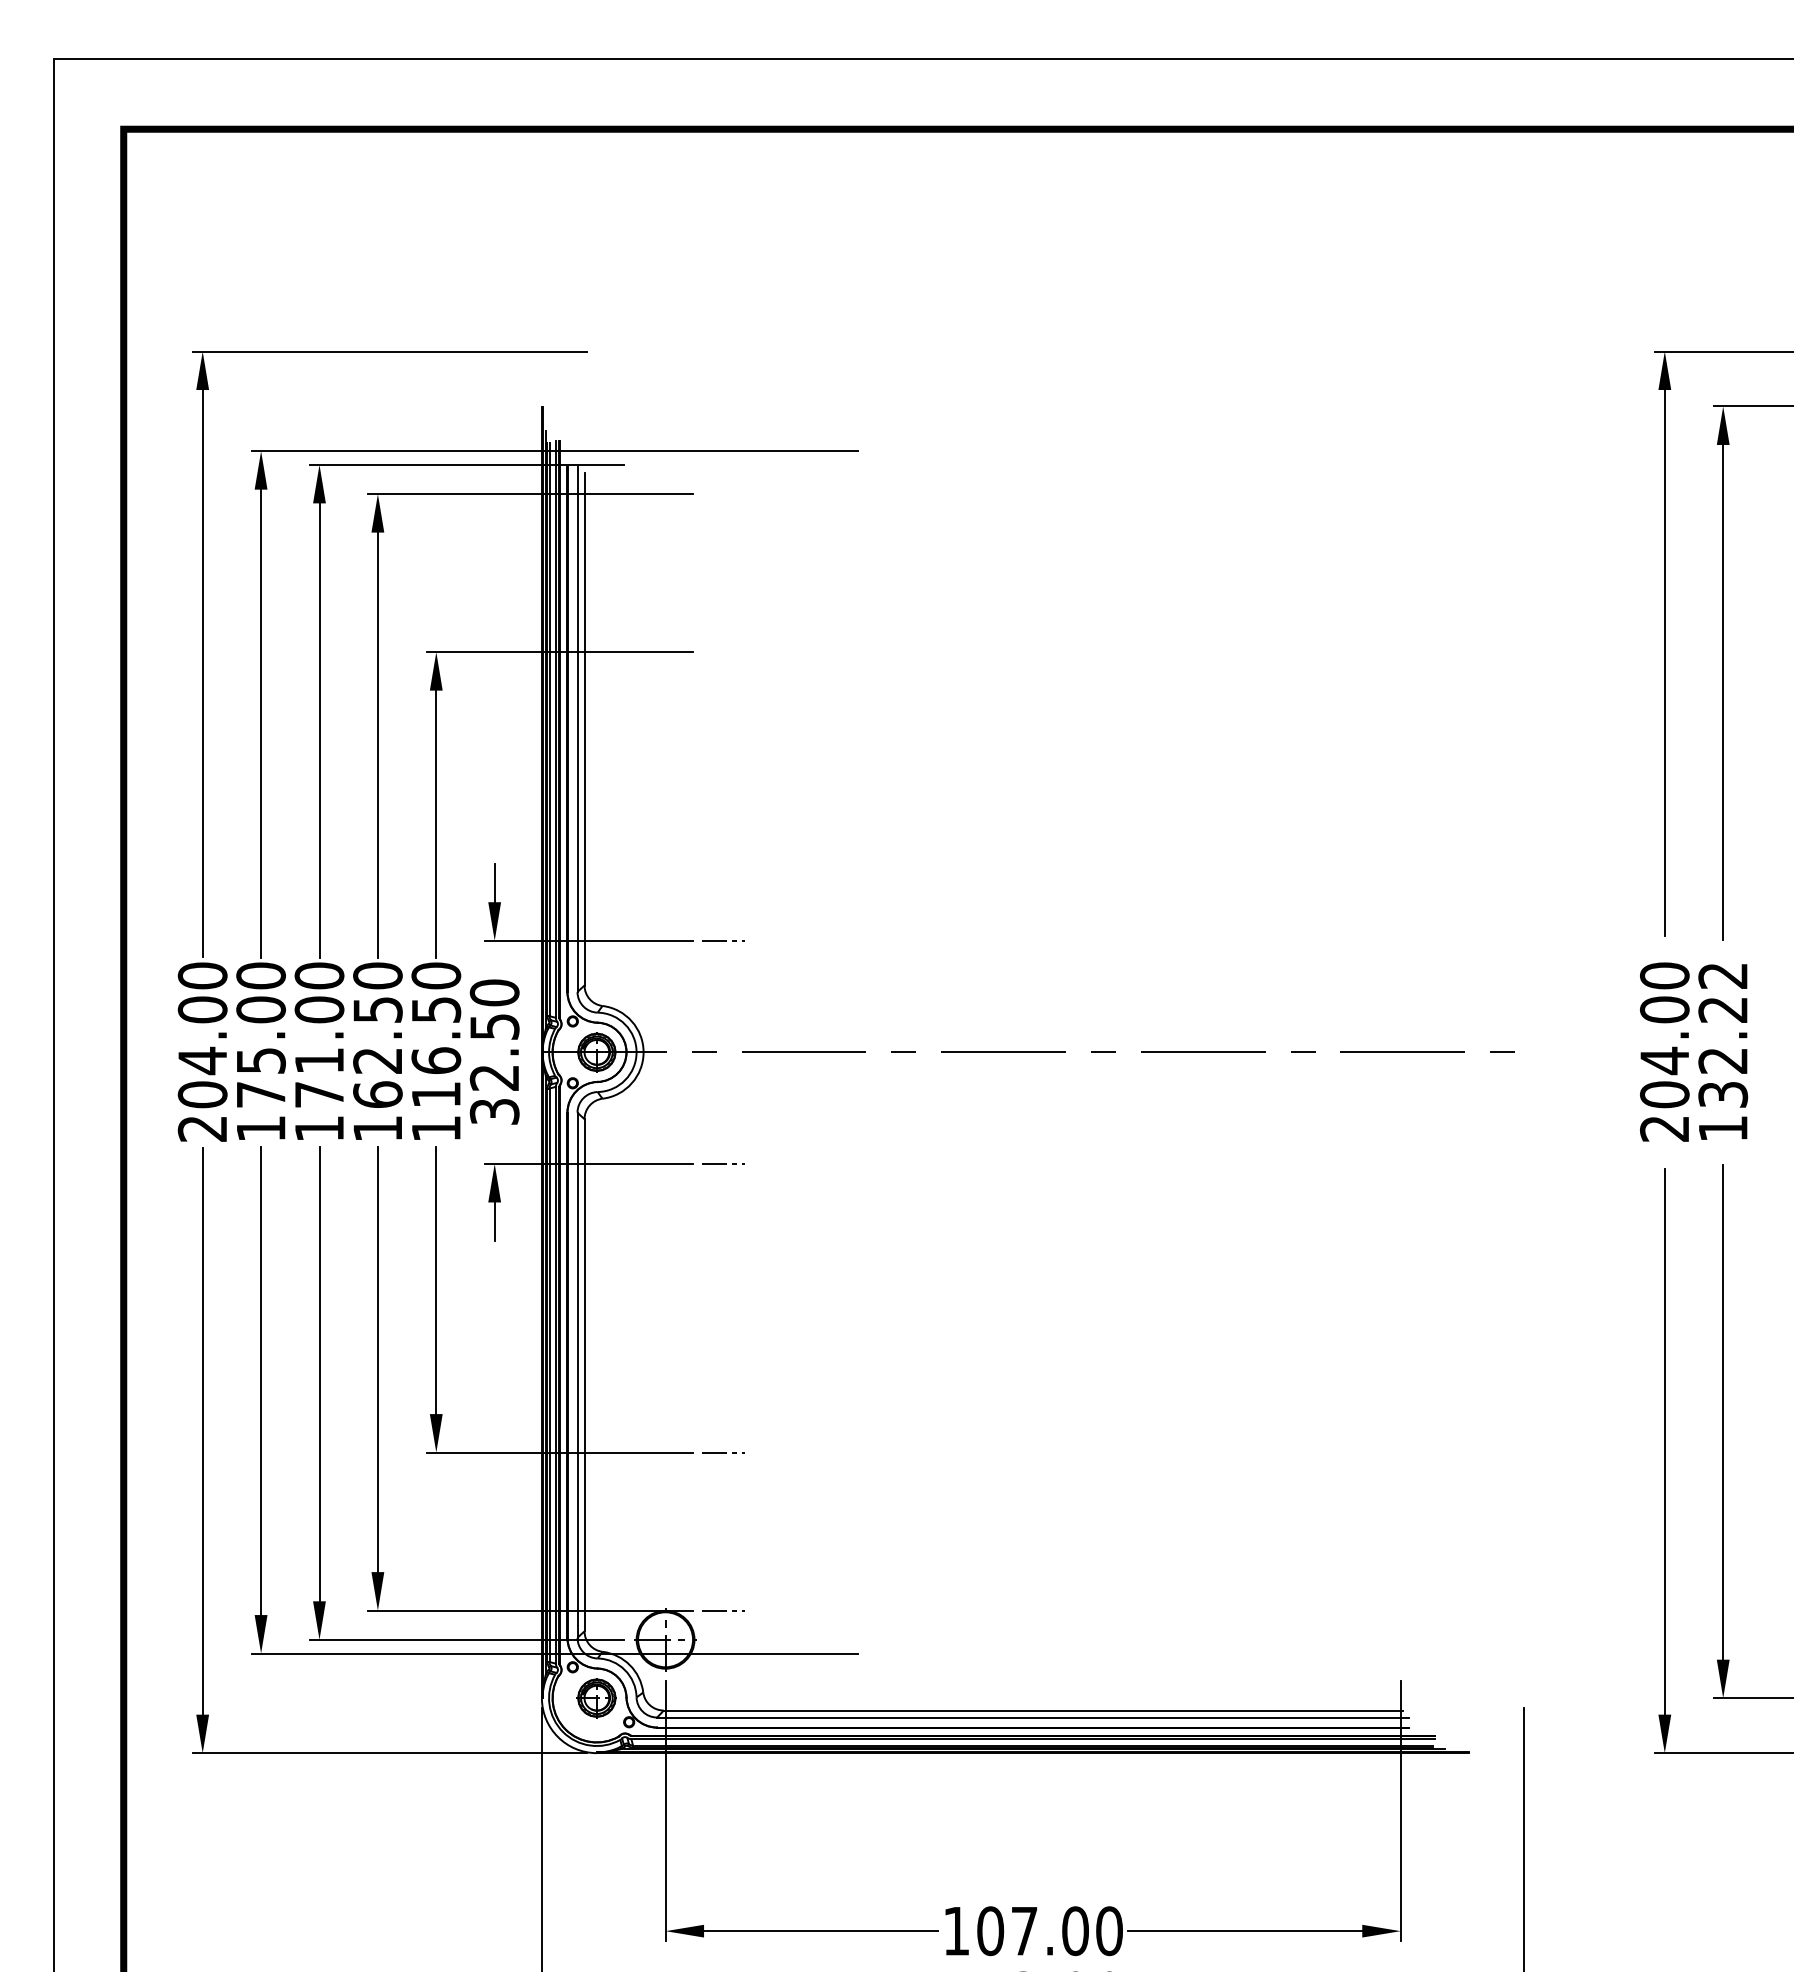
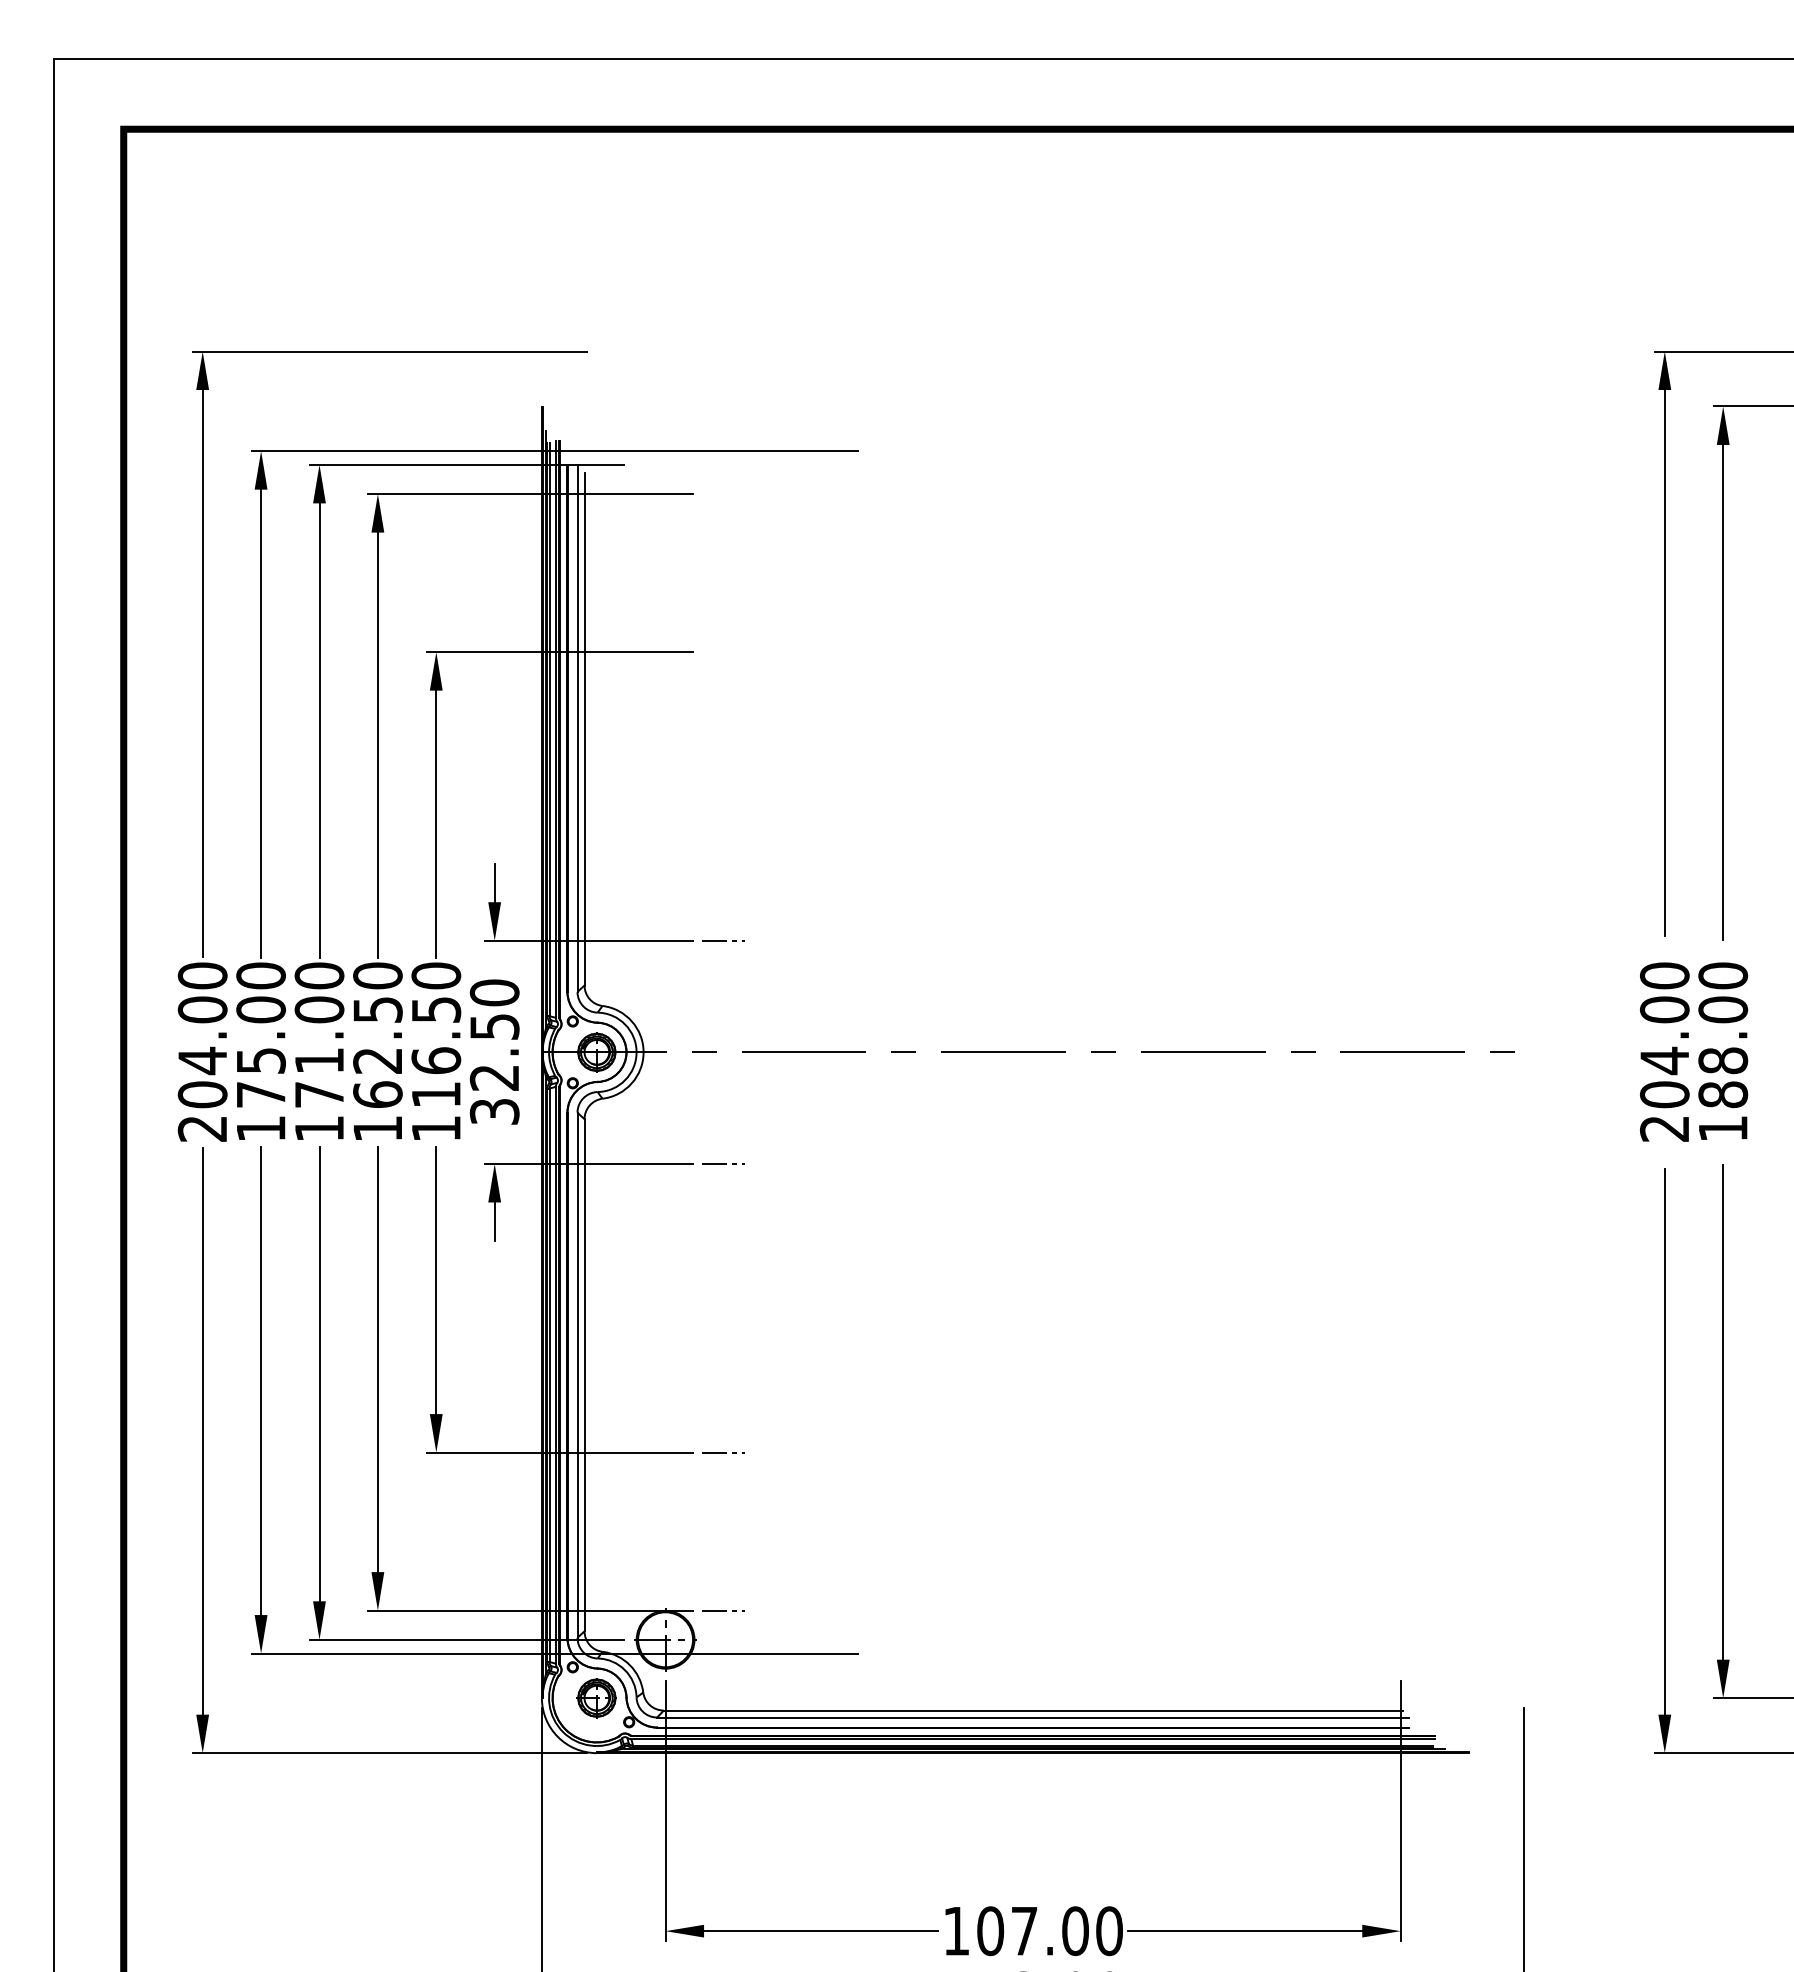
text: 132.22 -> 188.00 (1723, 1035)
